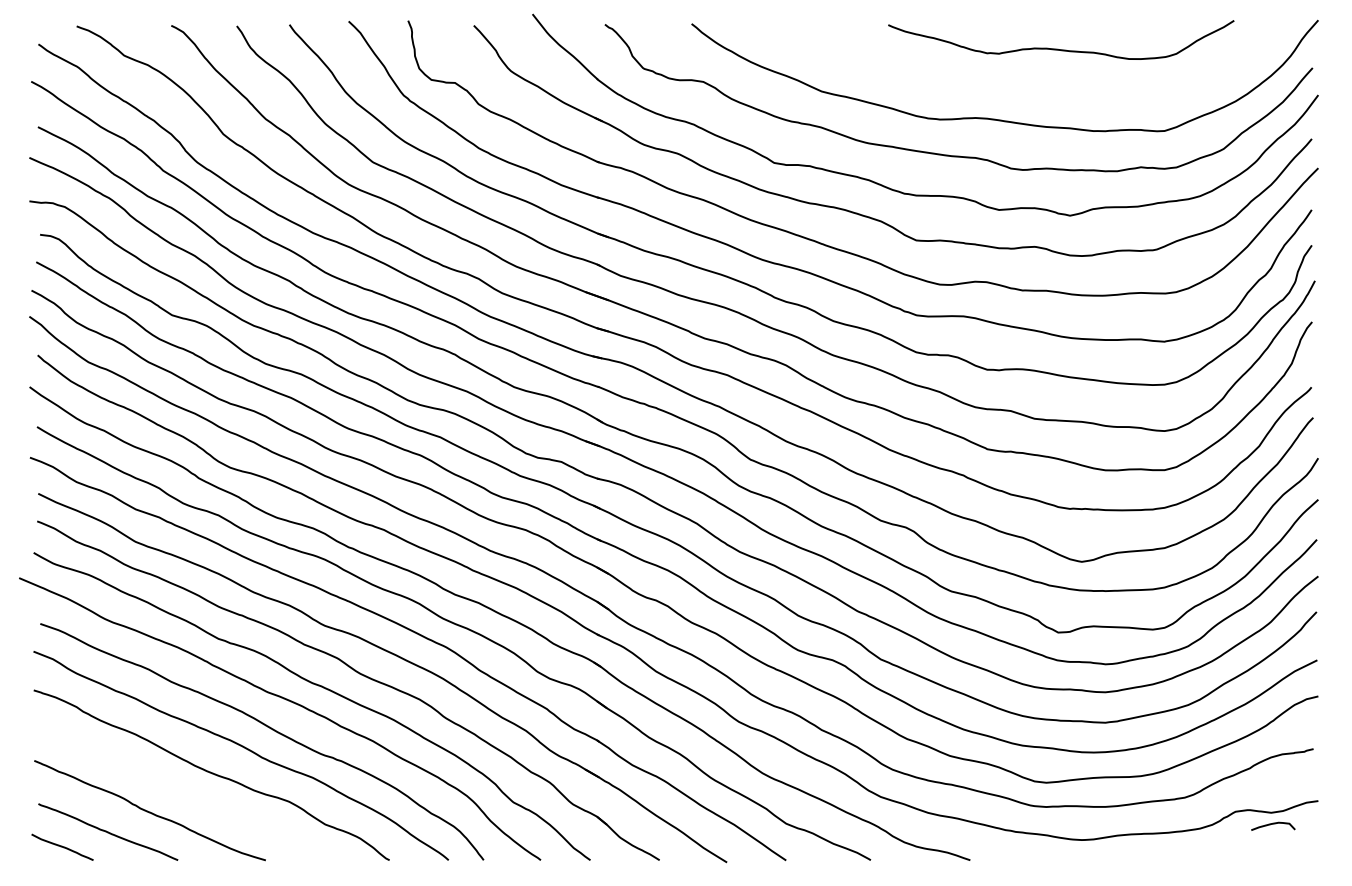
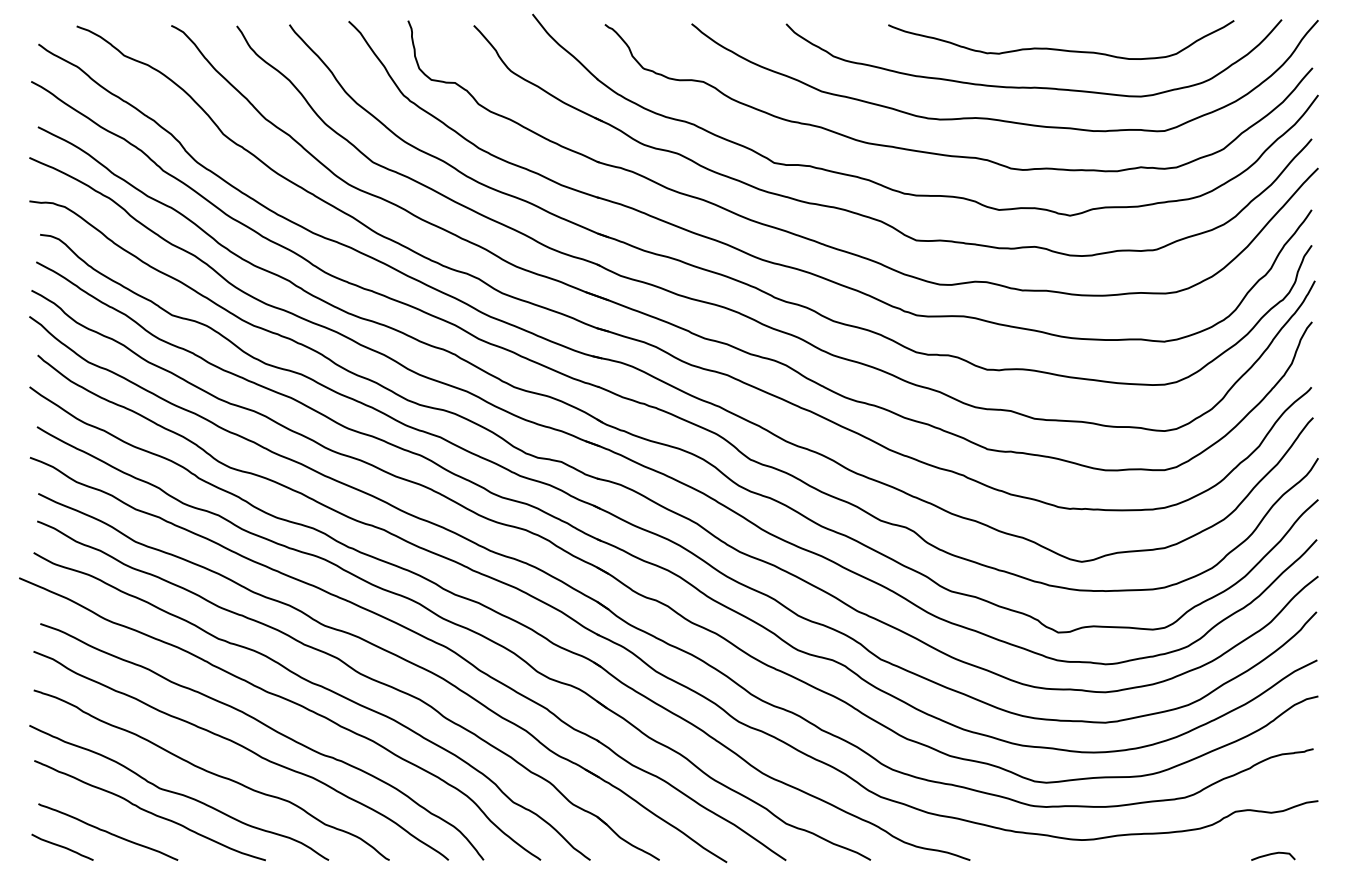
curve: none -> present (1033, 86)
curve: none -> present (178, 792)
curve position: (1273, 824) -> (1273, 854) (1273, 854)
